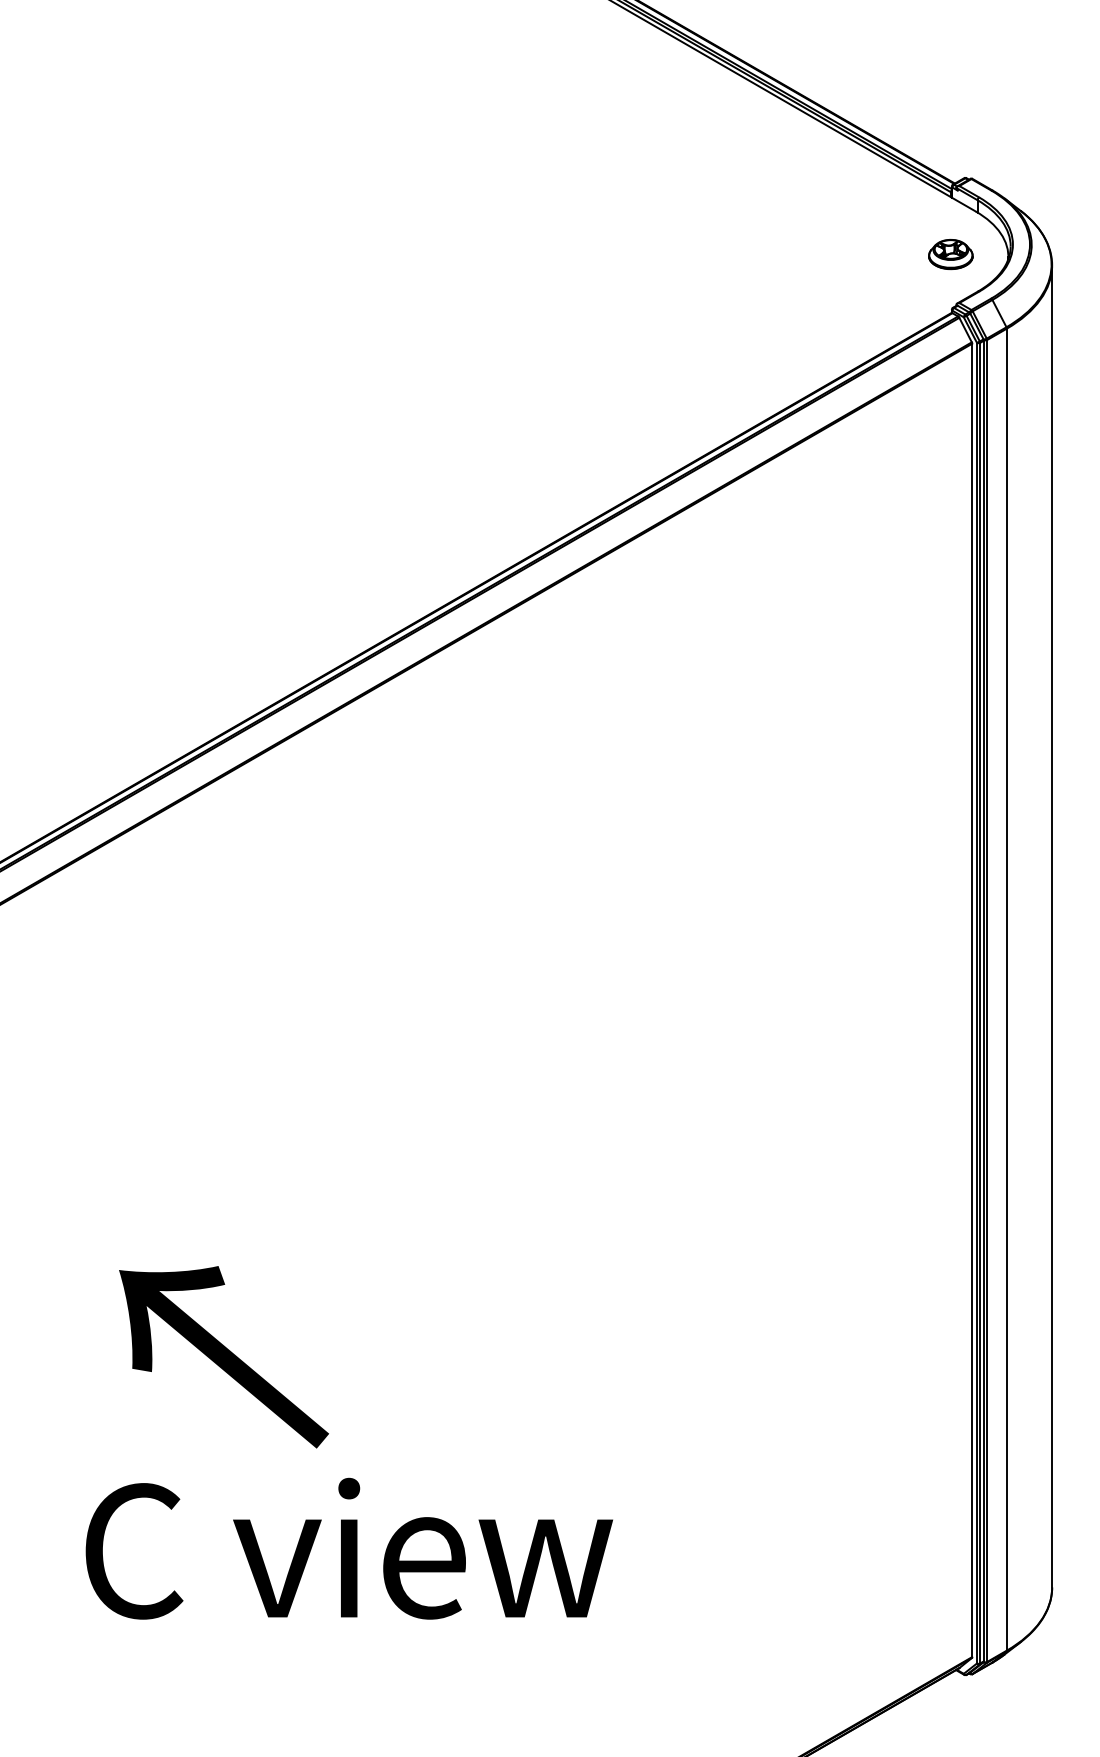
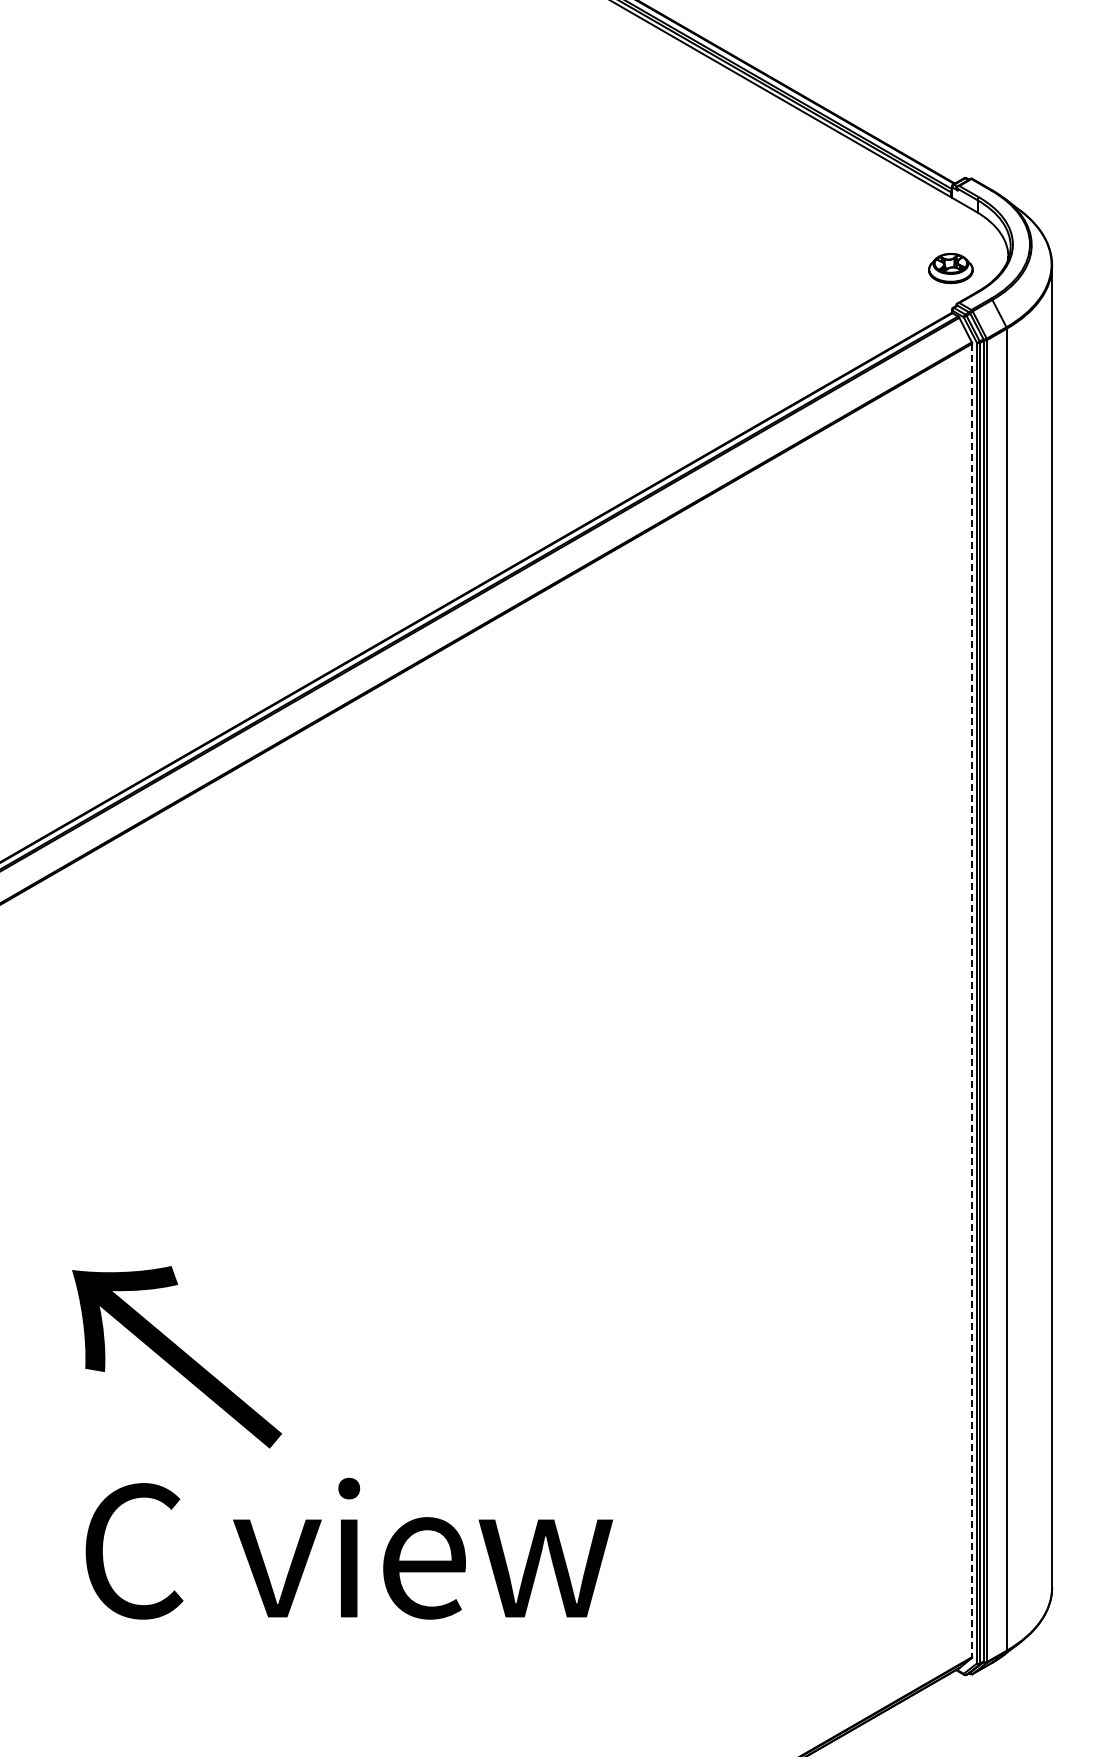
part position: (950, 254) -> (950, 268) (950, 268)
line: solid -> dashed (972, 1000)
text position: (223, 1357) -> (176, 1357) (176, 1357)
